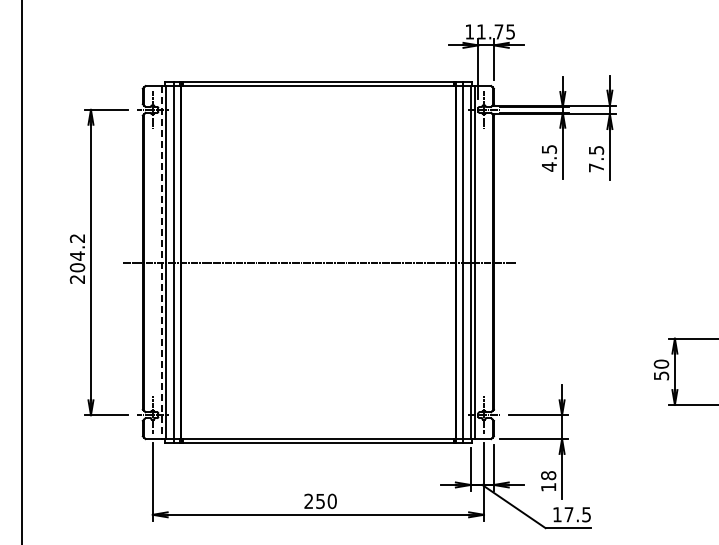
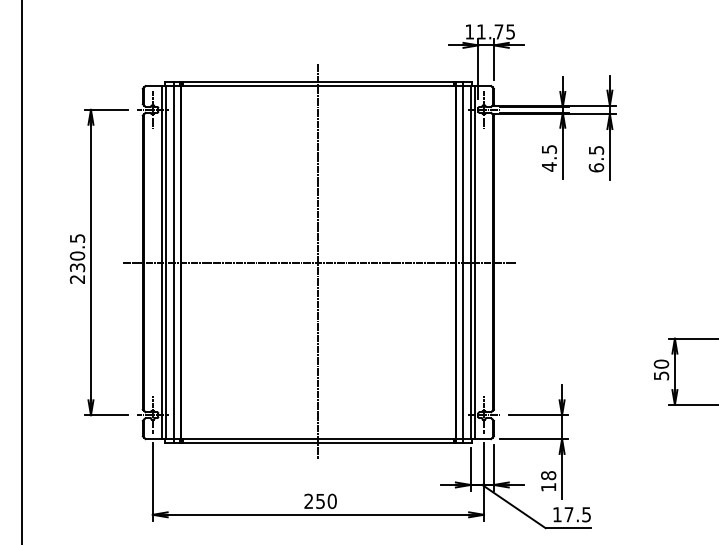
text: 7.5 -> 6.5 (596, 167)
text: 204.2 -> 230.5 (77, 253)
line: none -> present (318, 261)
line: dashed -> solid (161, 262)
